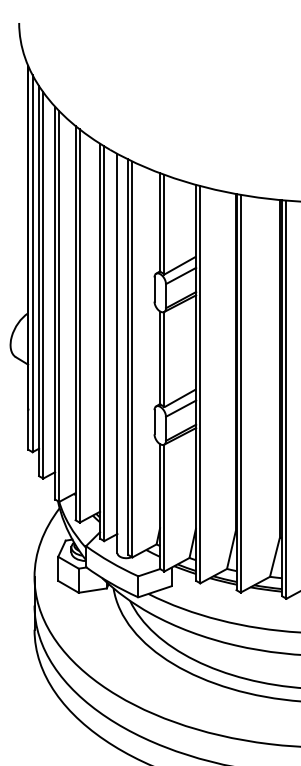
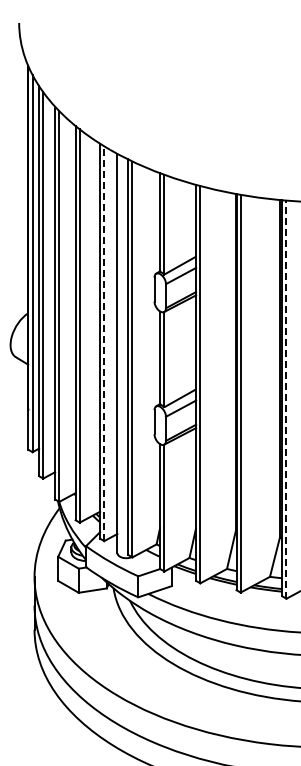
line: solid -> dashed (104, 343)
line: solid -> dashed (286, 399)
